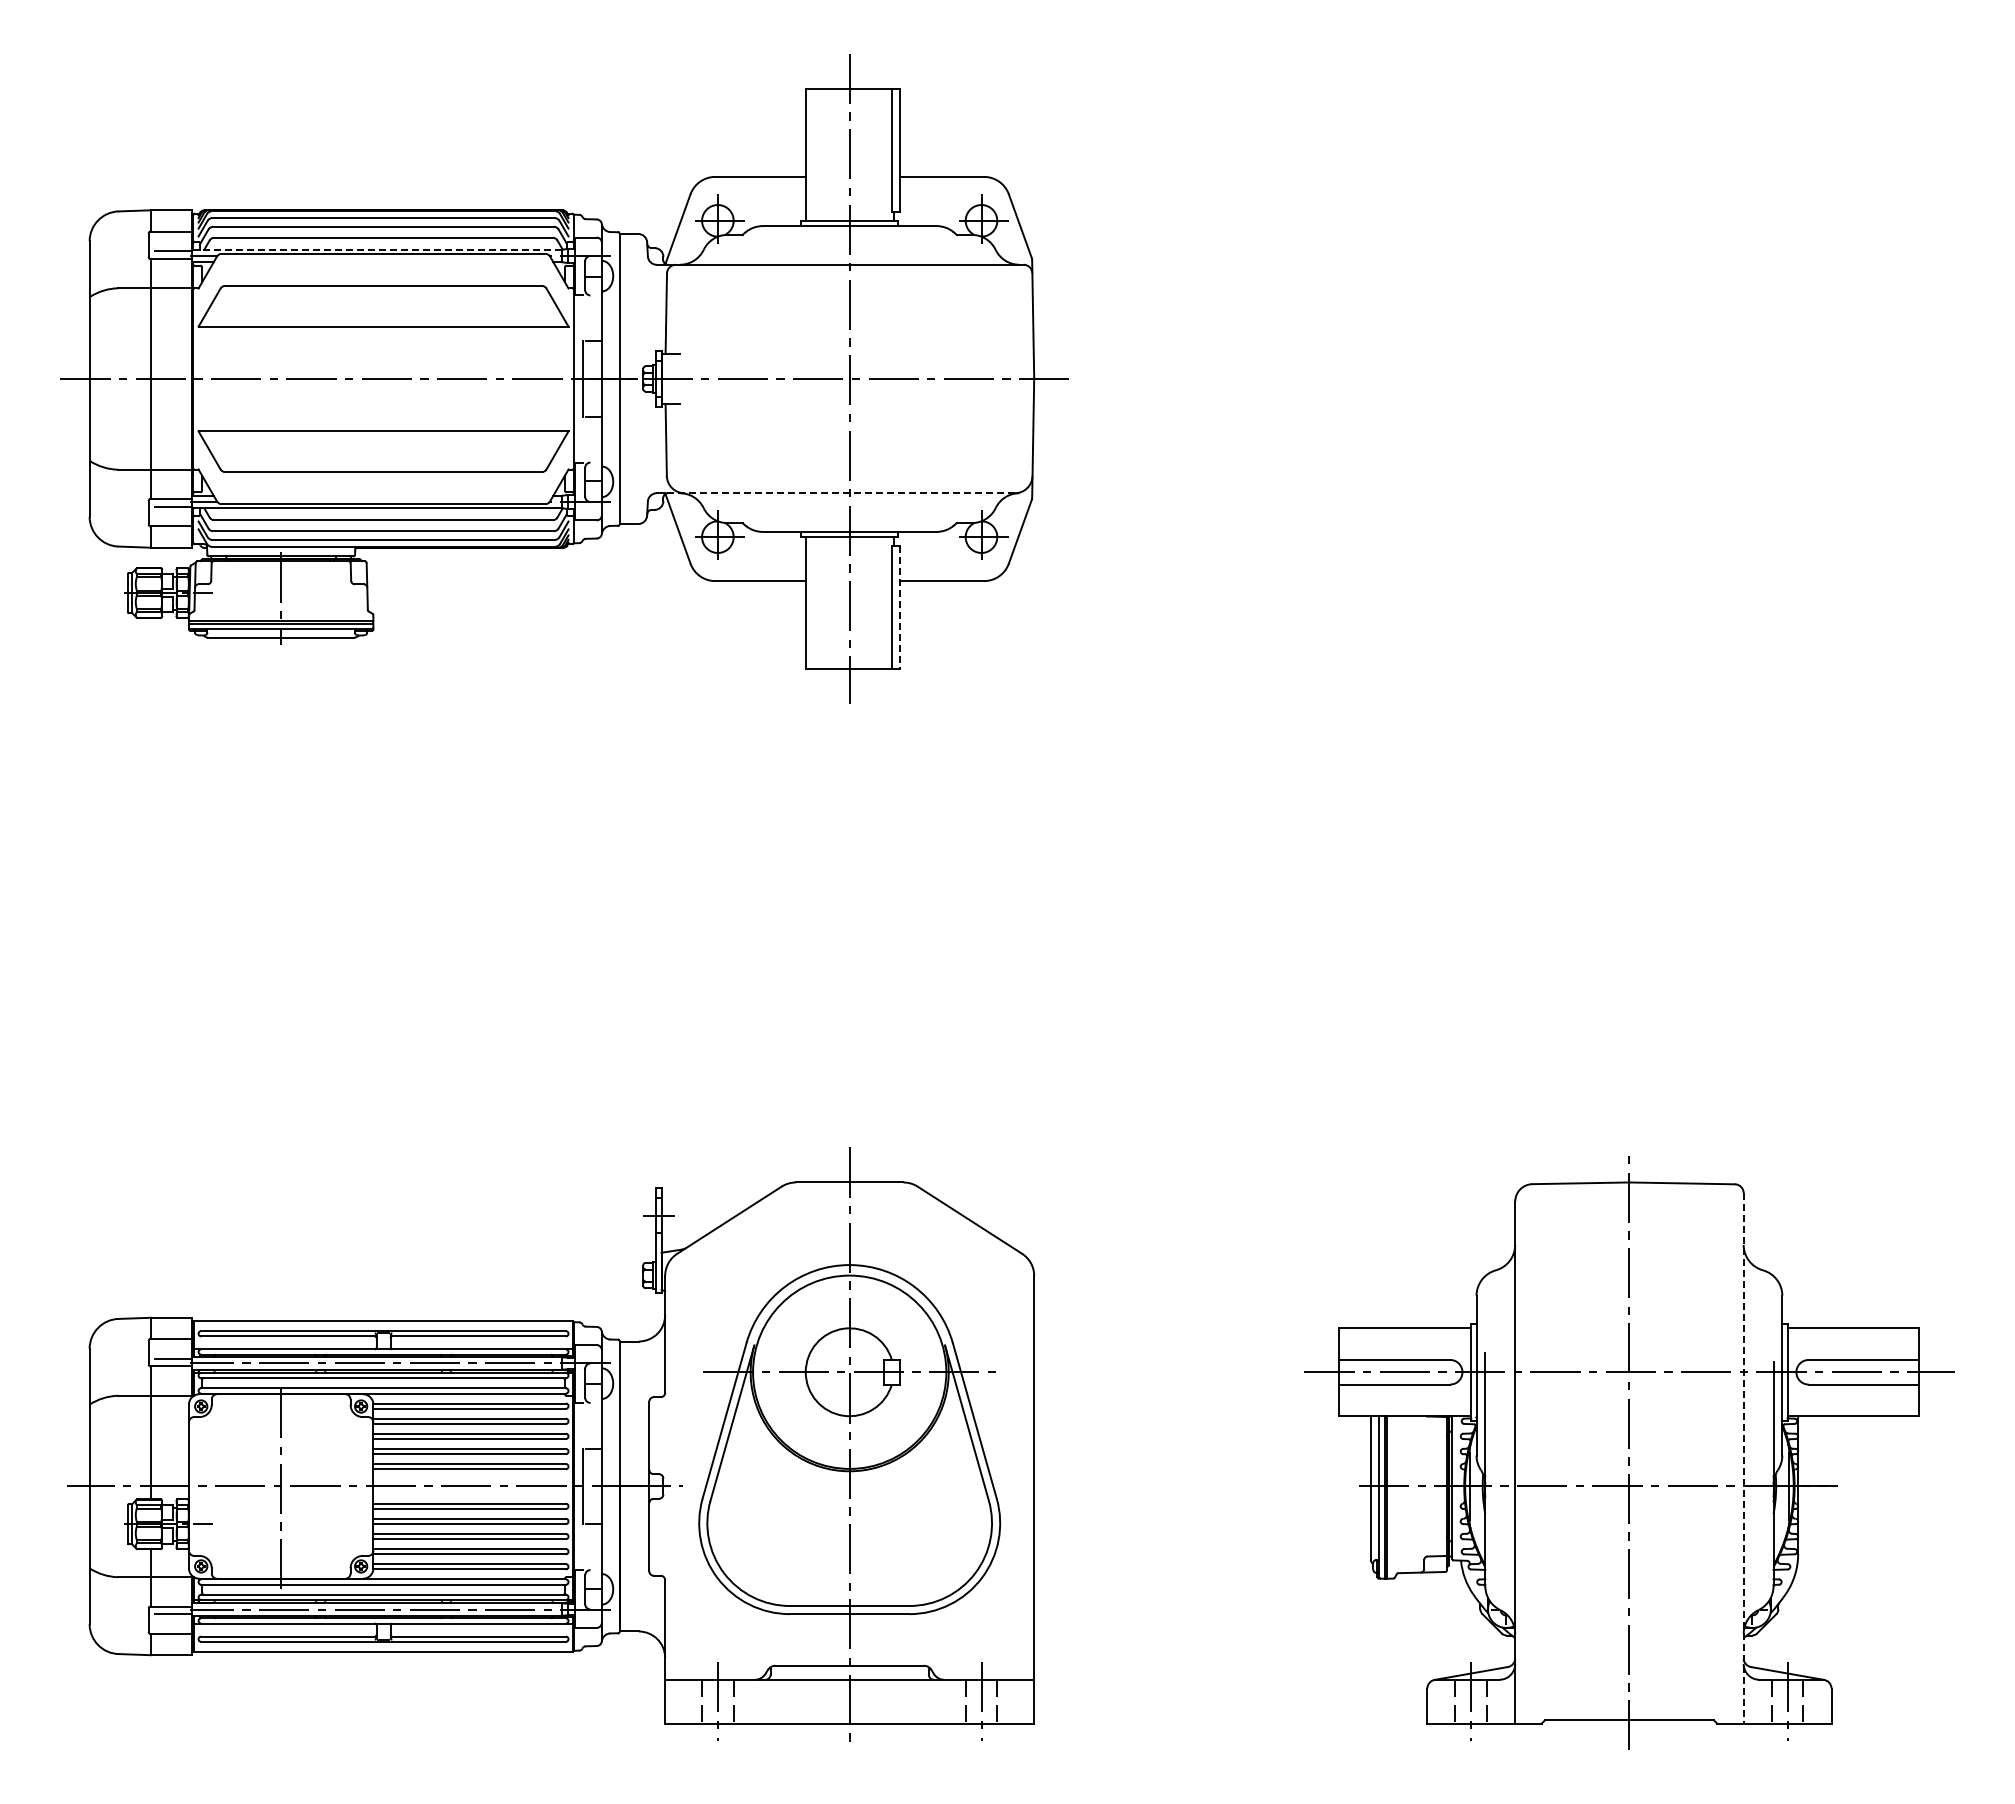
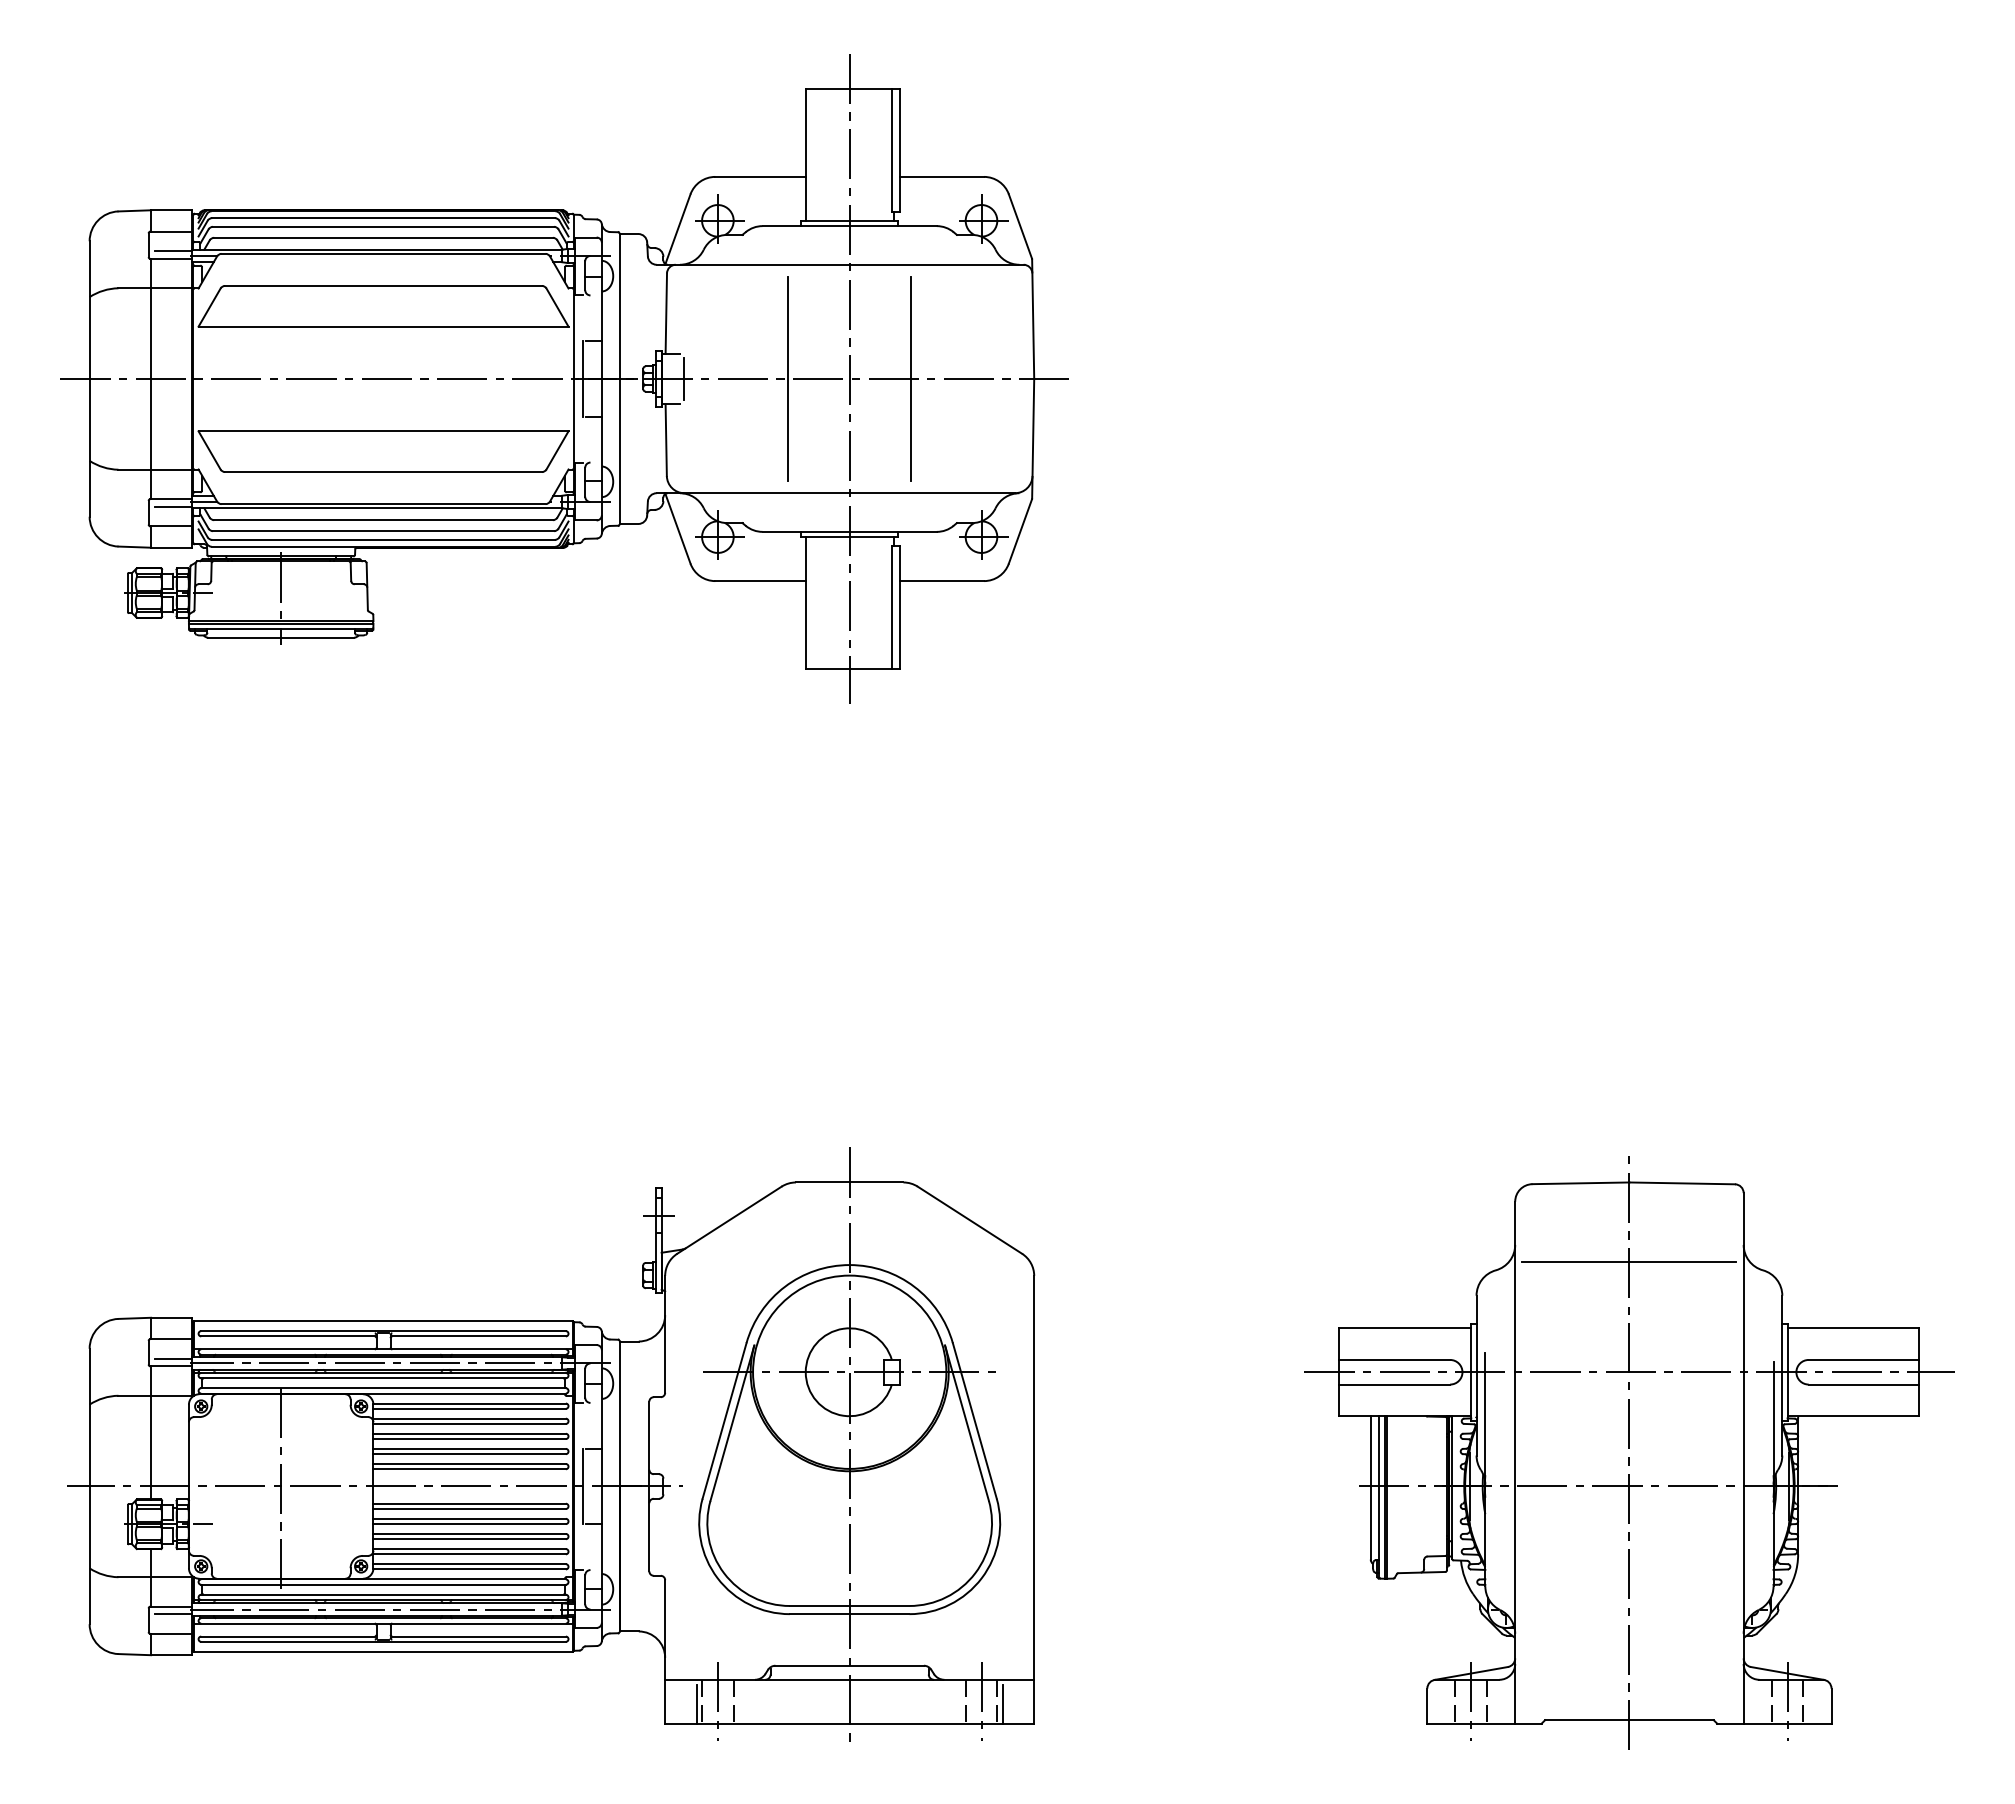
line: dashed -> solid (377, 249)
line: none -> present (684, 378)
line: none -> present (788, 378)
line: none -> present (911, 378)
line: dashed -> solid (840, 493)
line: dashed -> solid (899, 607)
line: none -> present (1629, 1261)
line: dashed -> solid (1743, 1458)
line: none -> present (696, 1703)
line: none -> present (1002, 1703)
